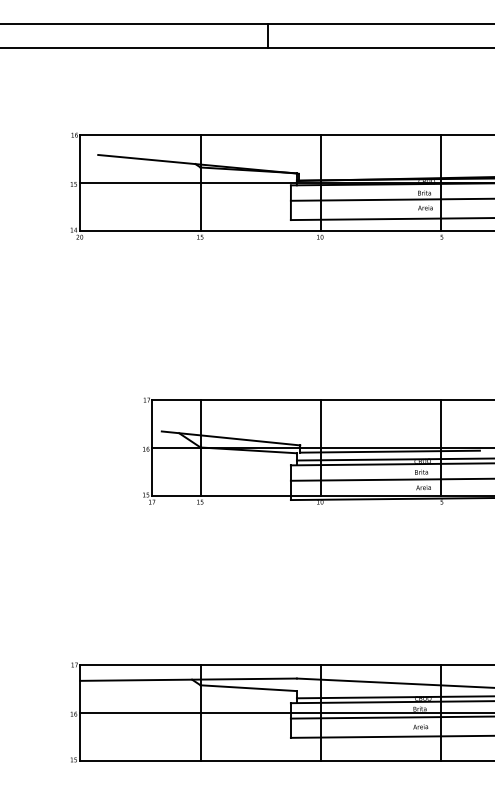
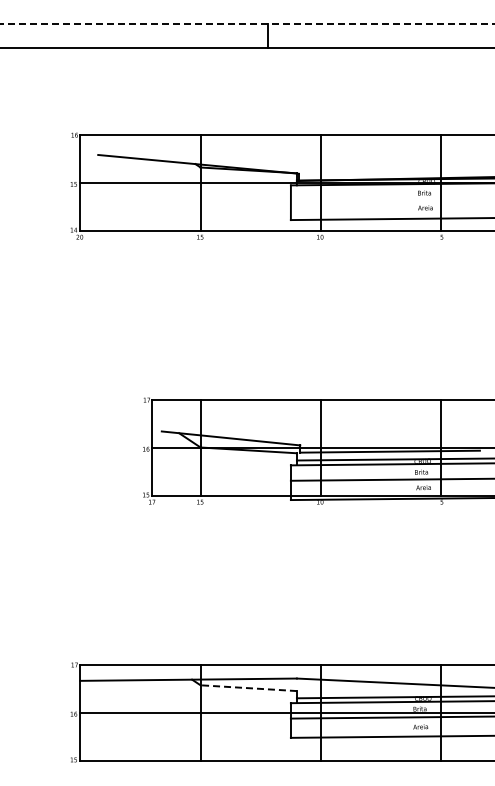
line: solid -> dashed (247, 23)
line: present -> none (390, 199)
line: solid -> dashed (248, 688)
